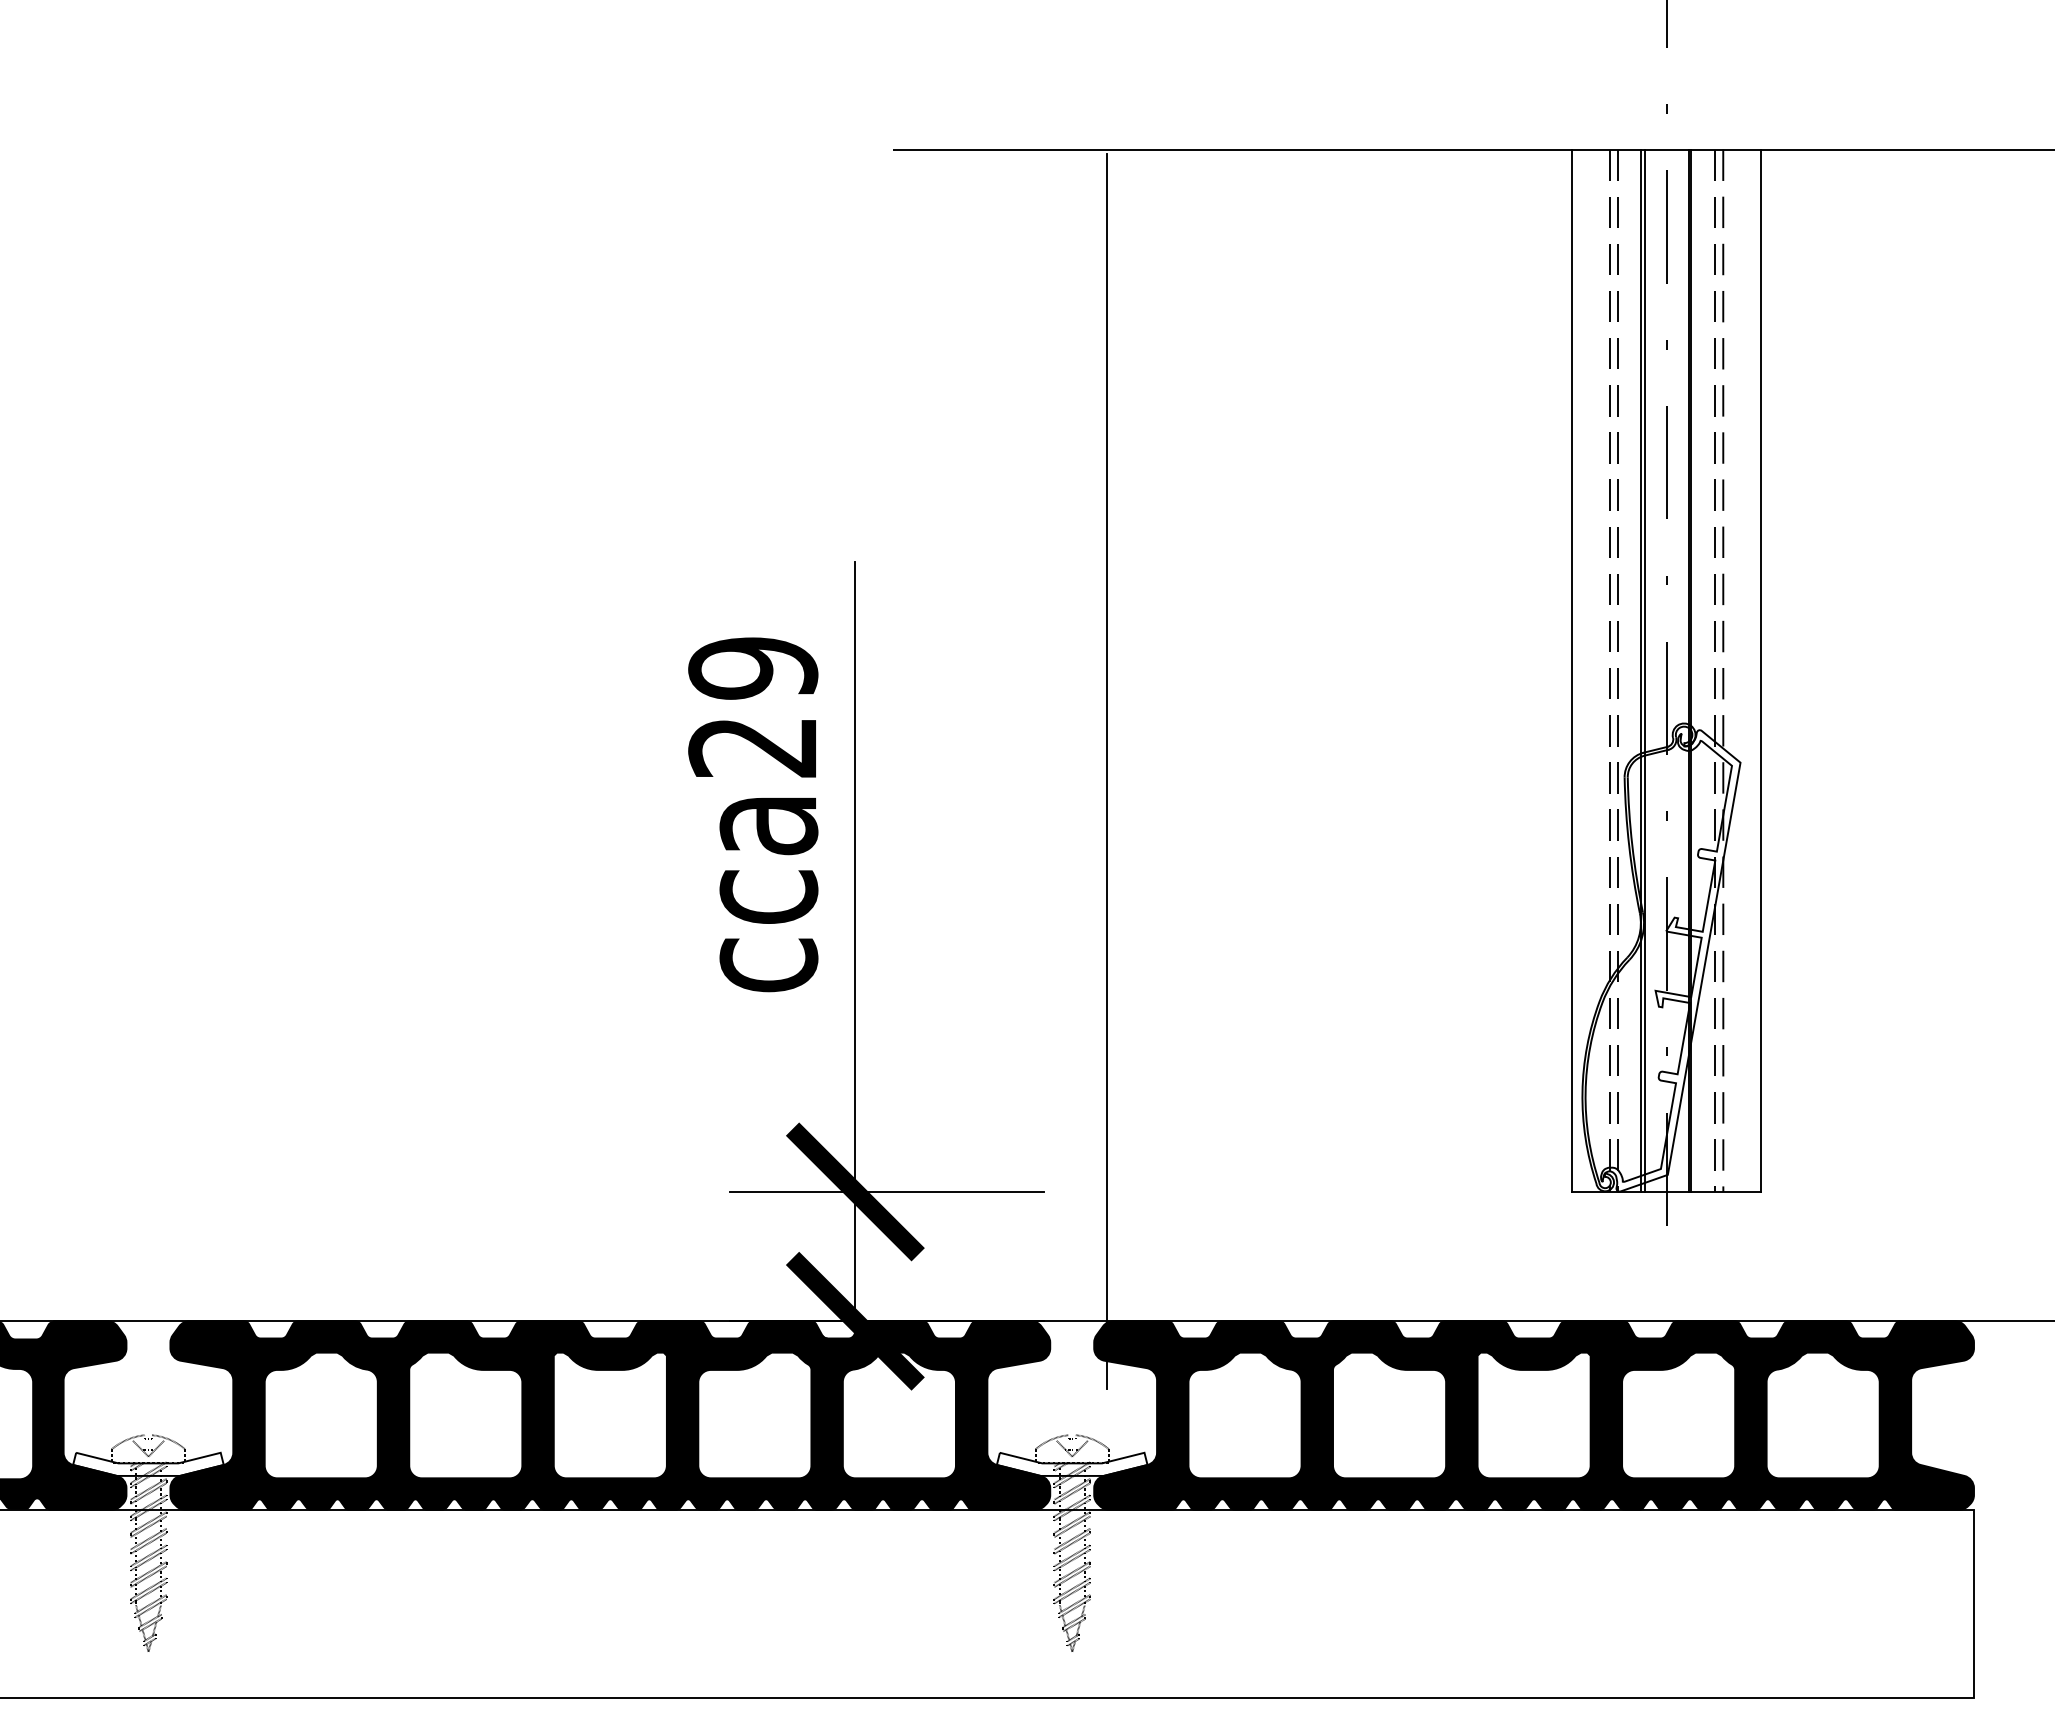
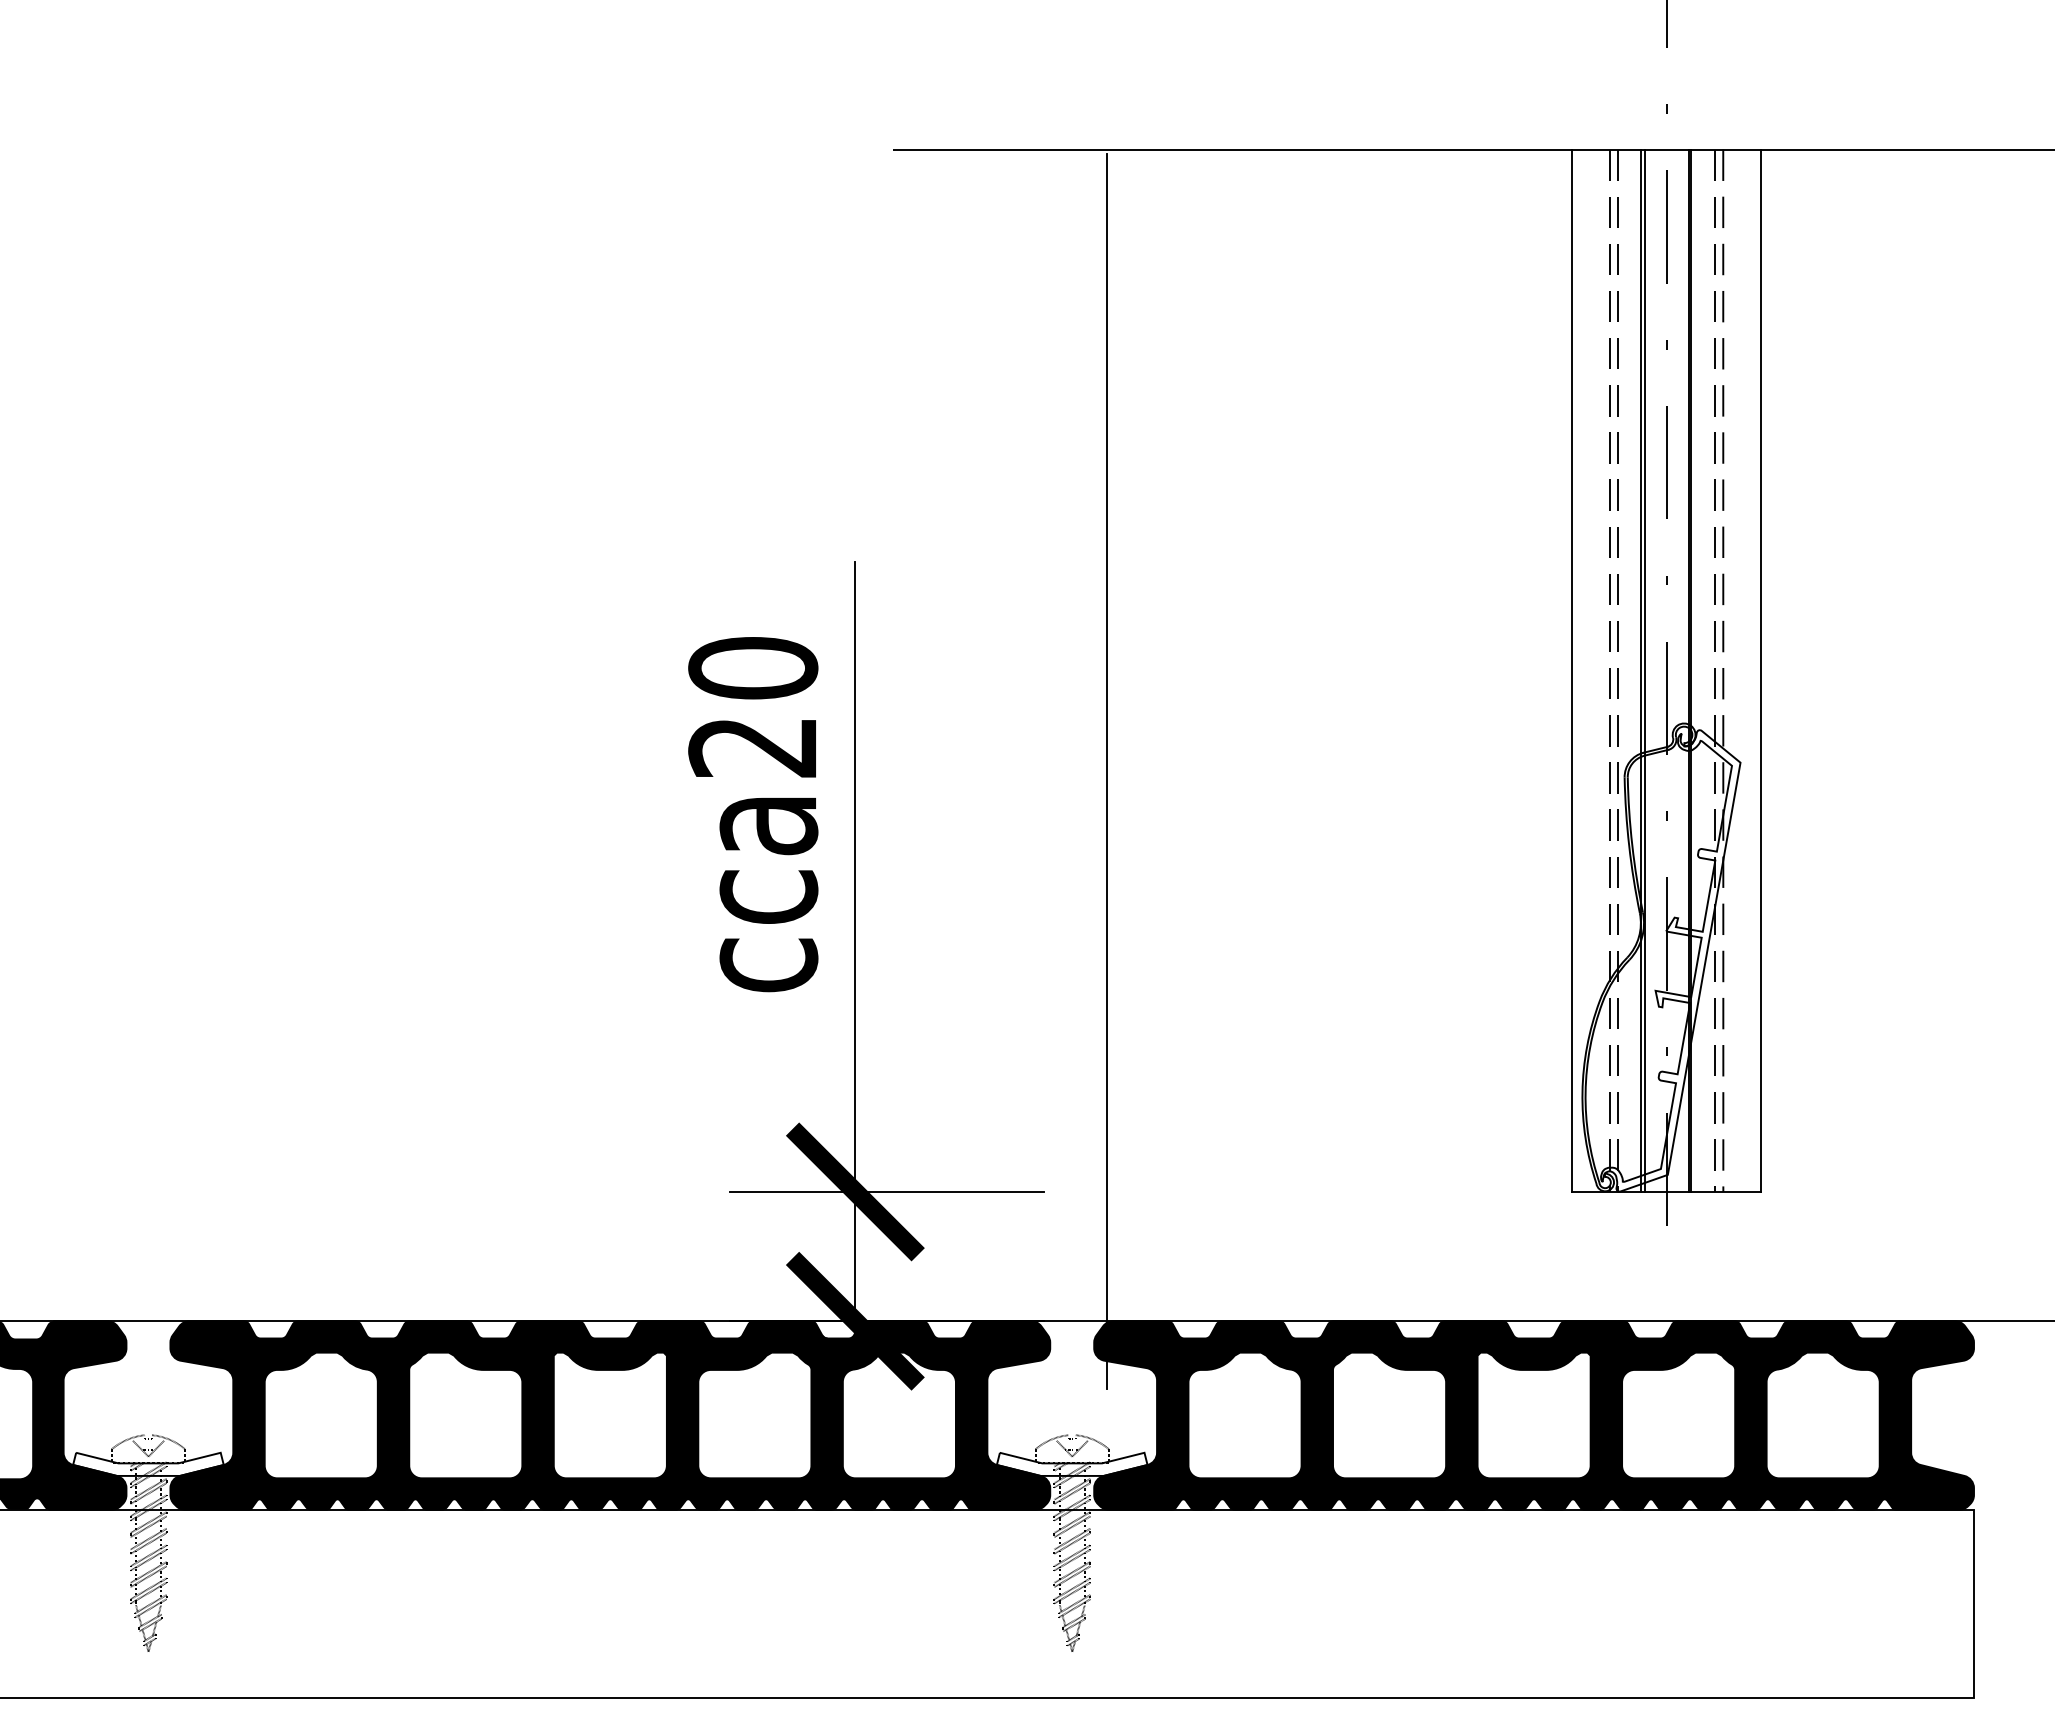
text: cca29 -> cca20 (753, 668)
